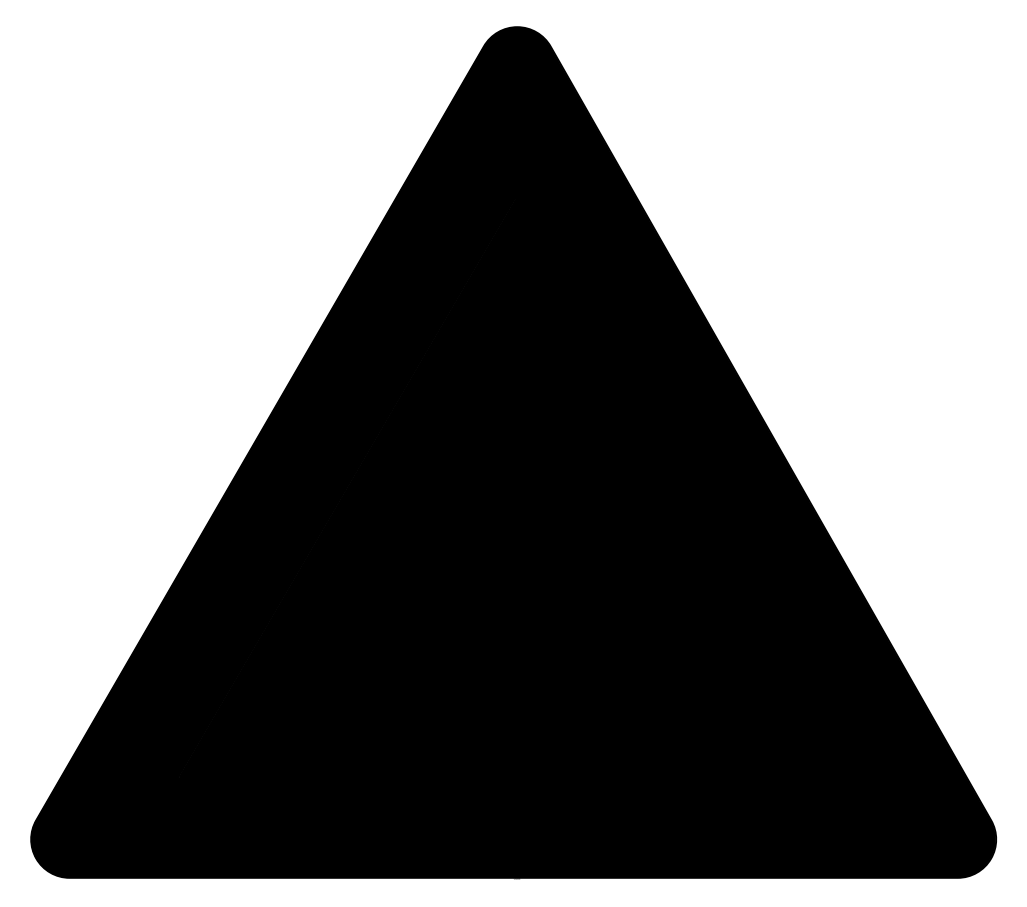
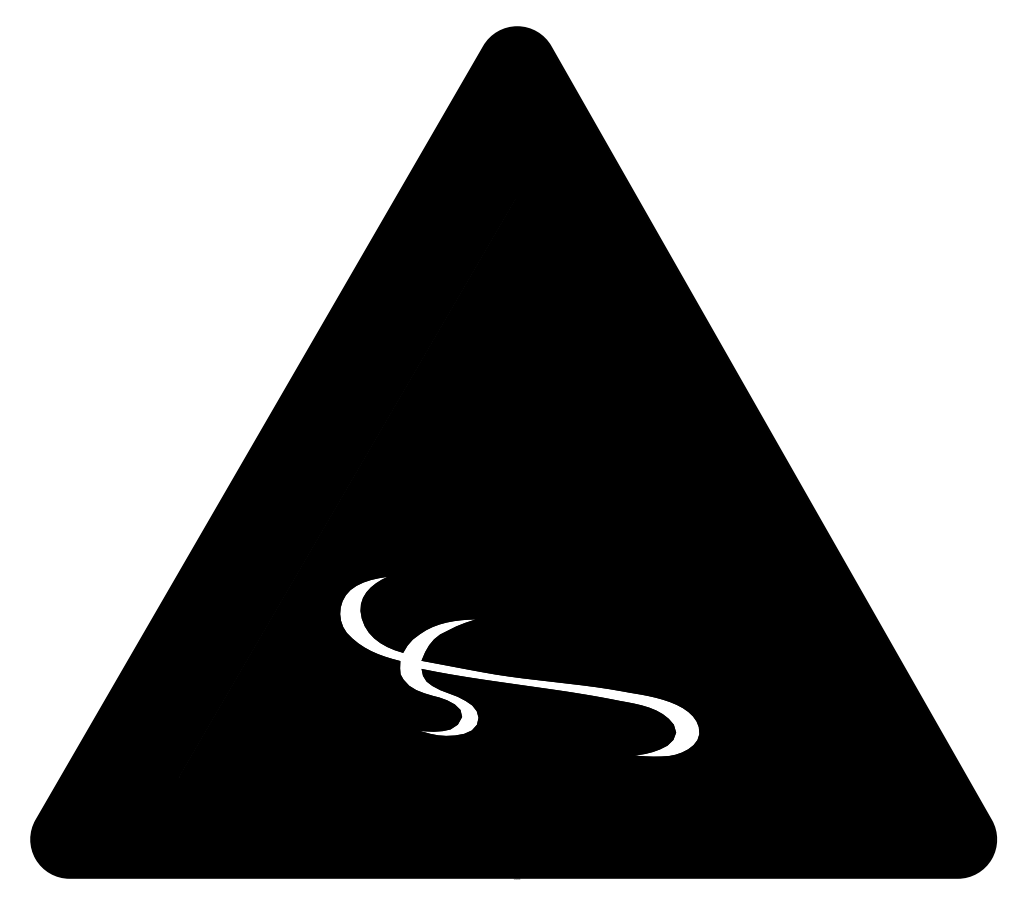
fill: present -> none (519, 666)
